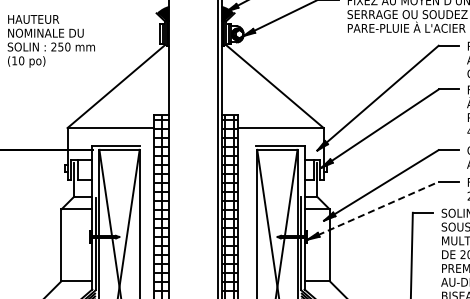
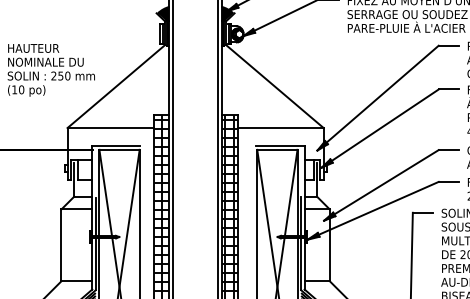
text position: (50, 41) -> (50, 70) (50, 70)
line: none -> present (172, 148)
line: dashed -> solid (373, 210)
